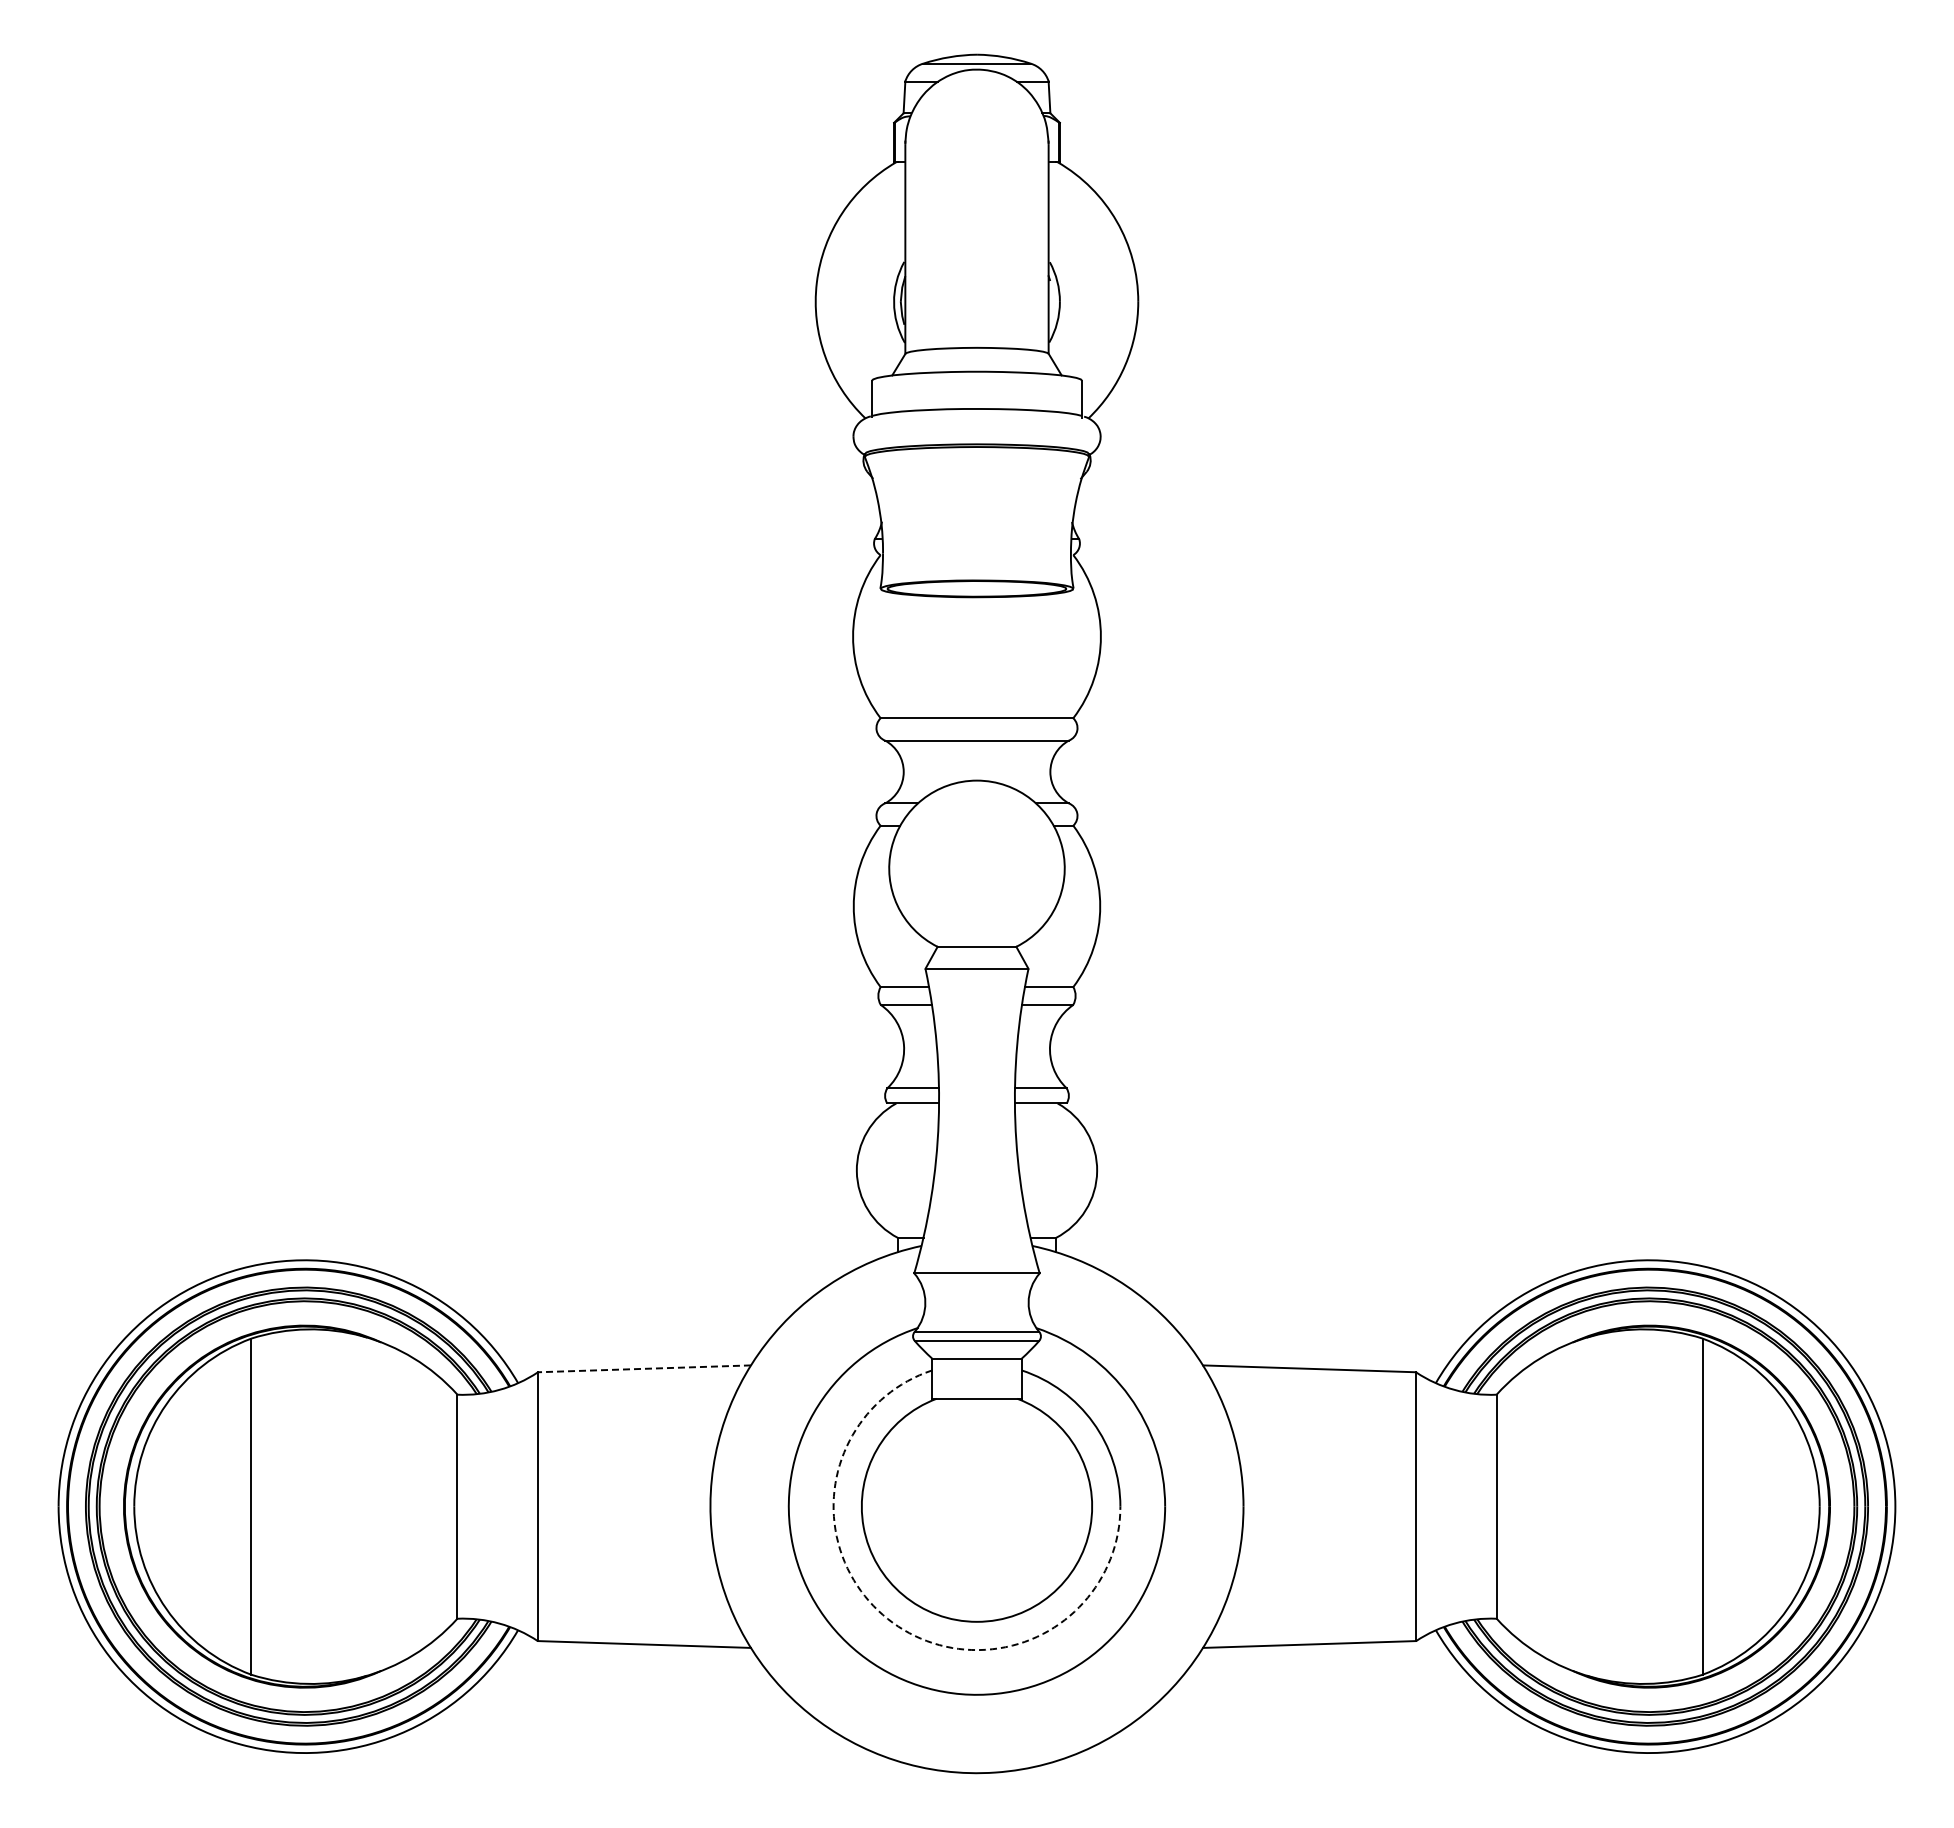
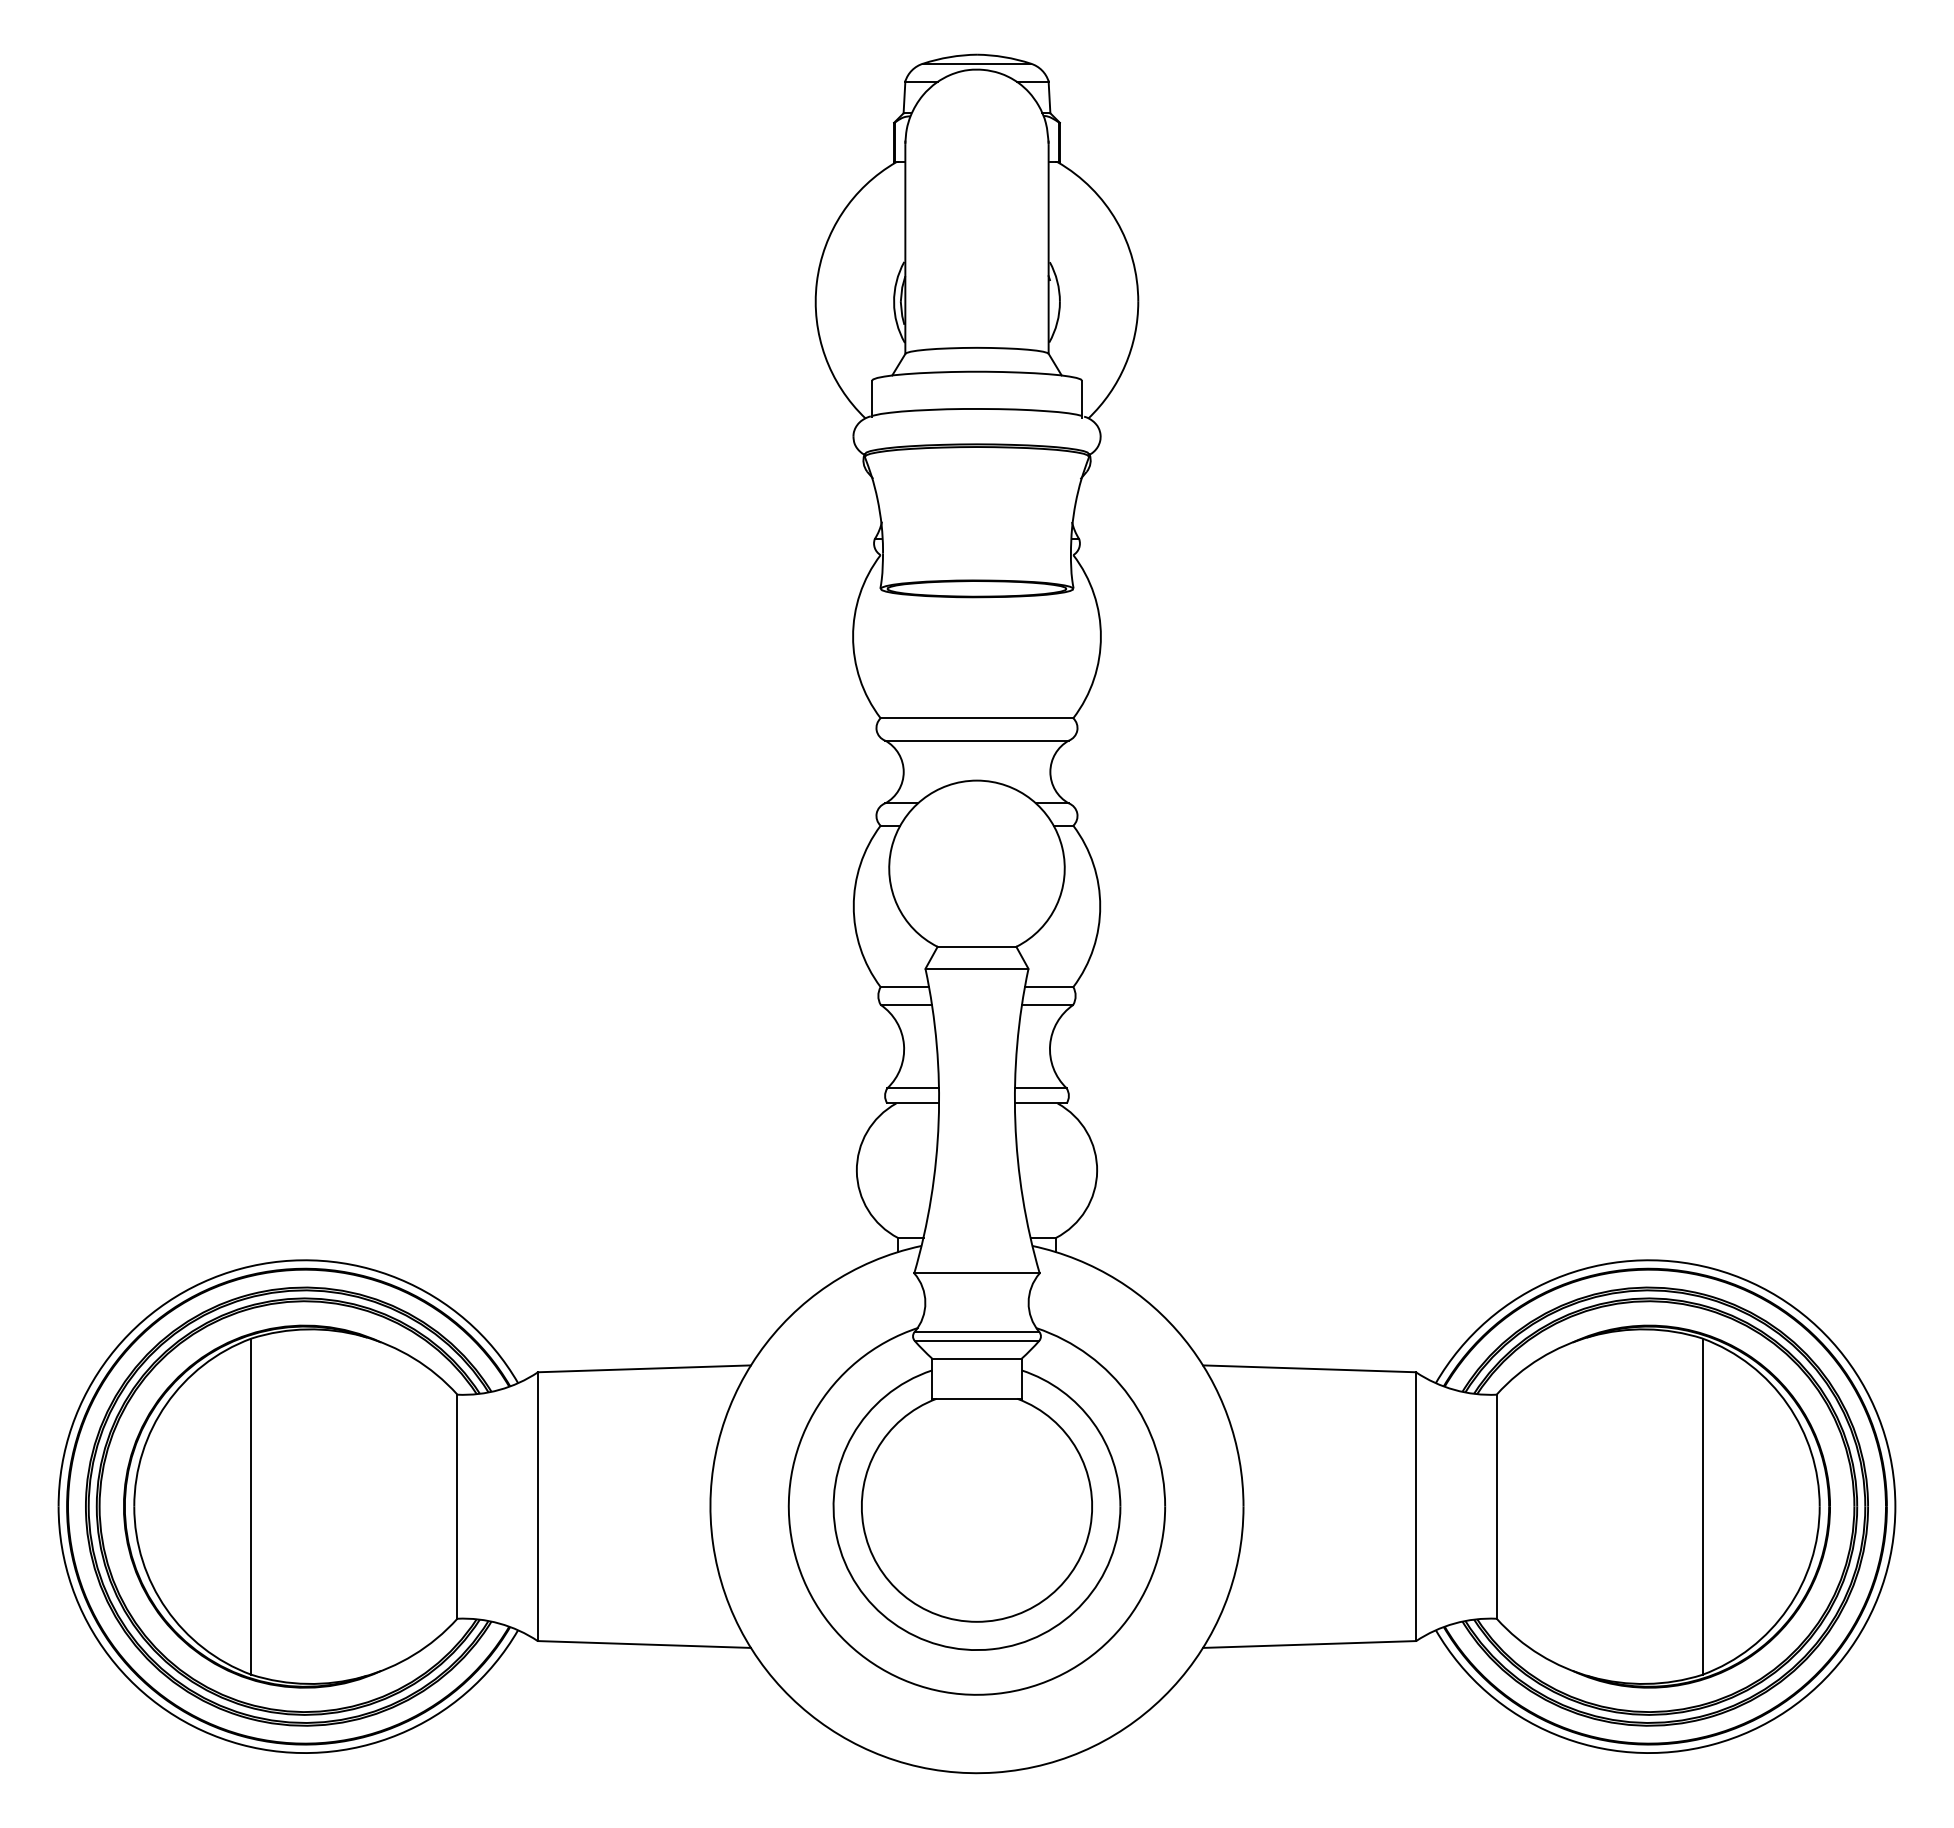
line: dashed -> solid (644, 1368)
arc: dashed -> solid (892, 1622)
